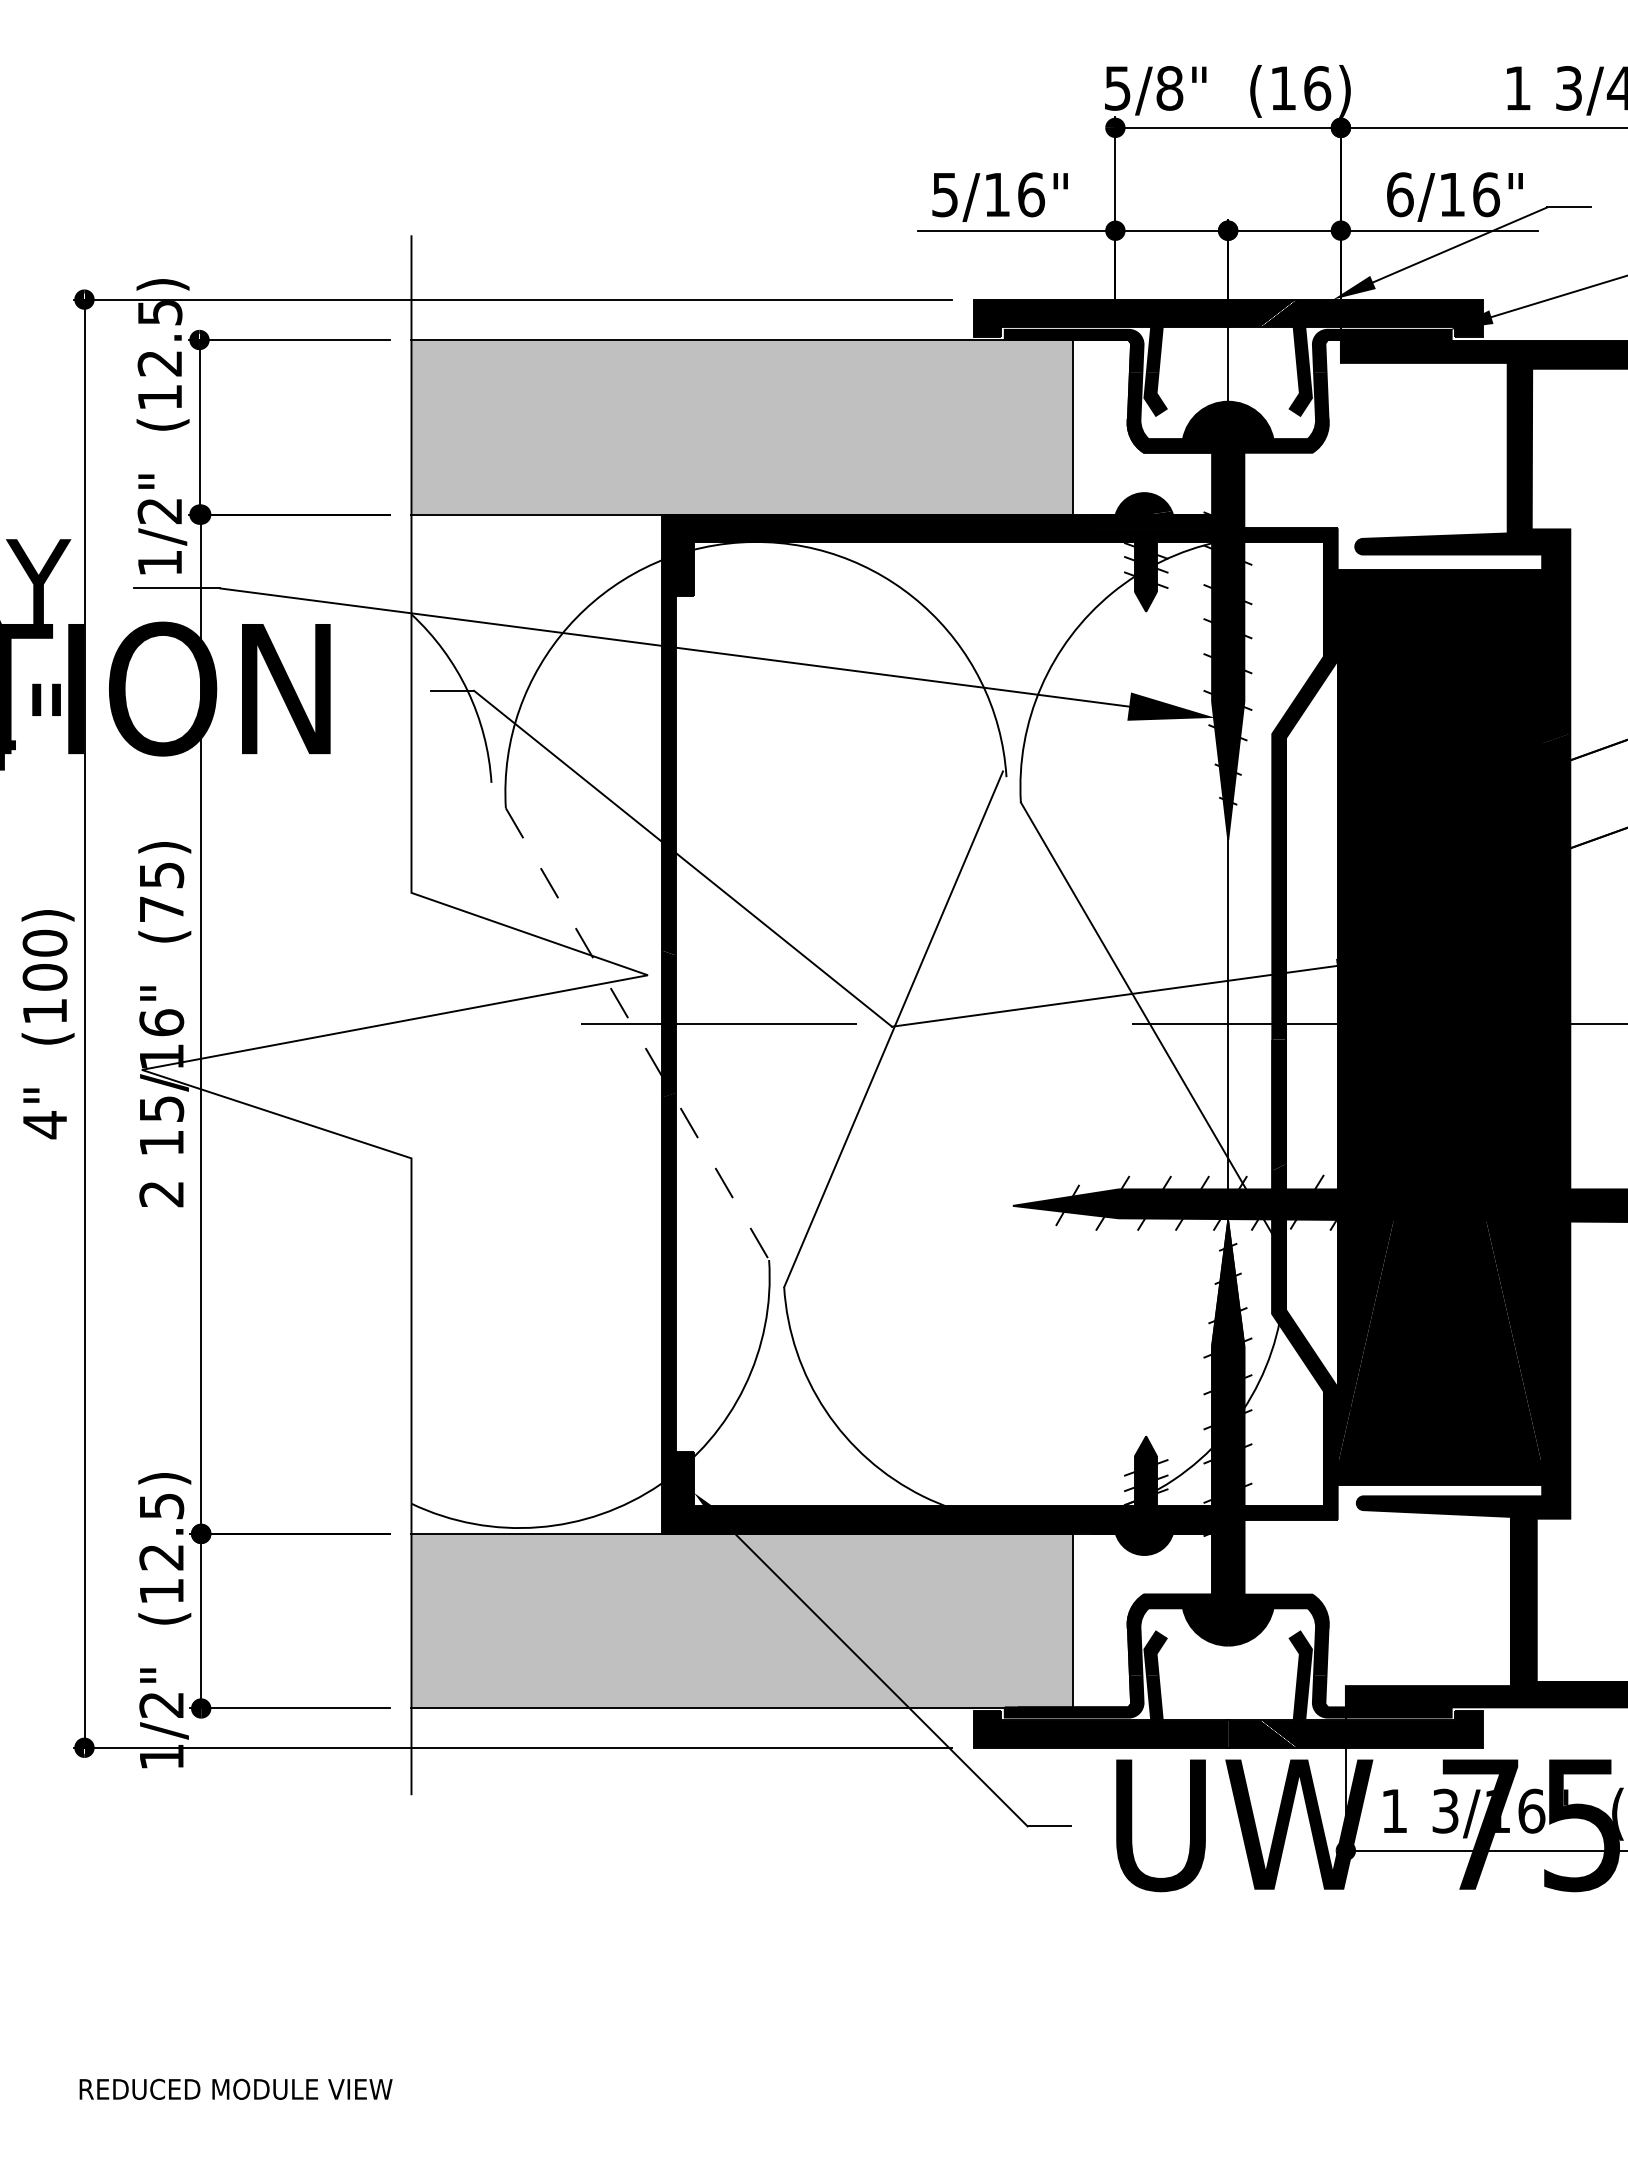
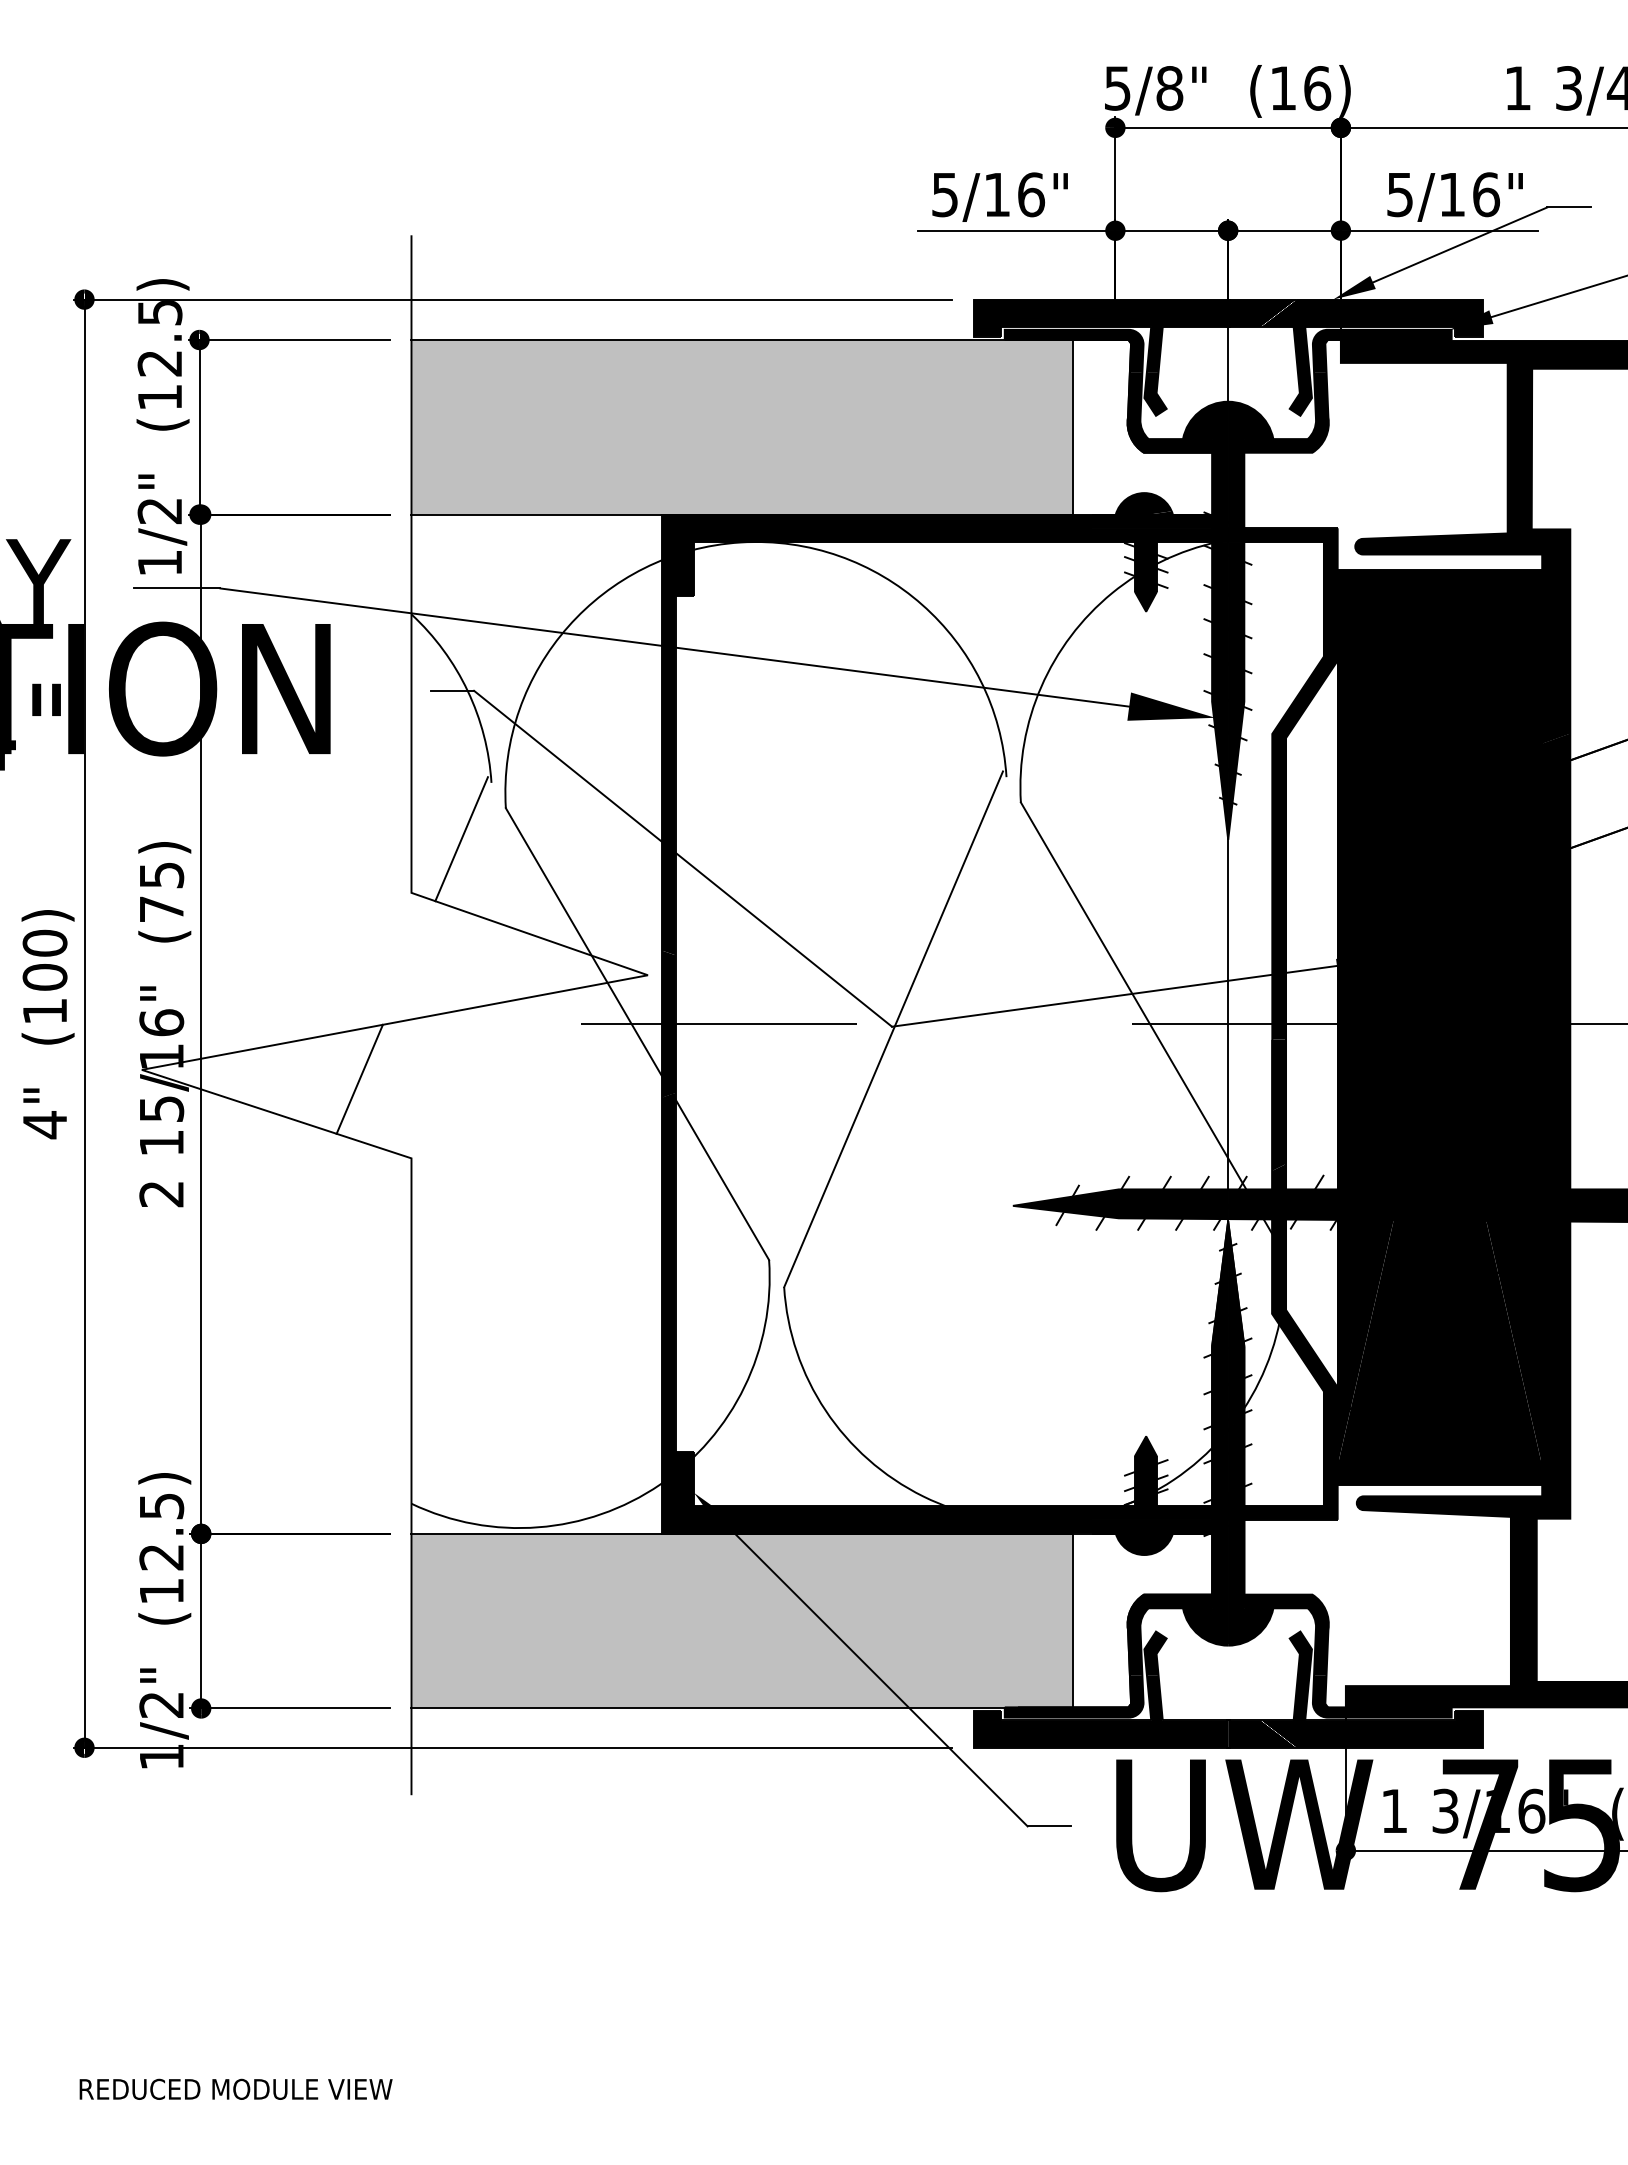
text: 6/16" -> 5/16" (1400, 194)
line: none -> present (461, 839)
line: dashed -> solid (637, 1034)
line: none -> present (359, 1078)
